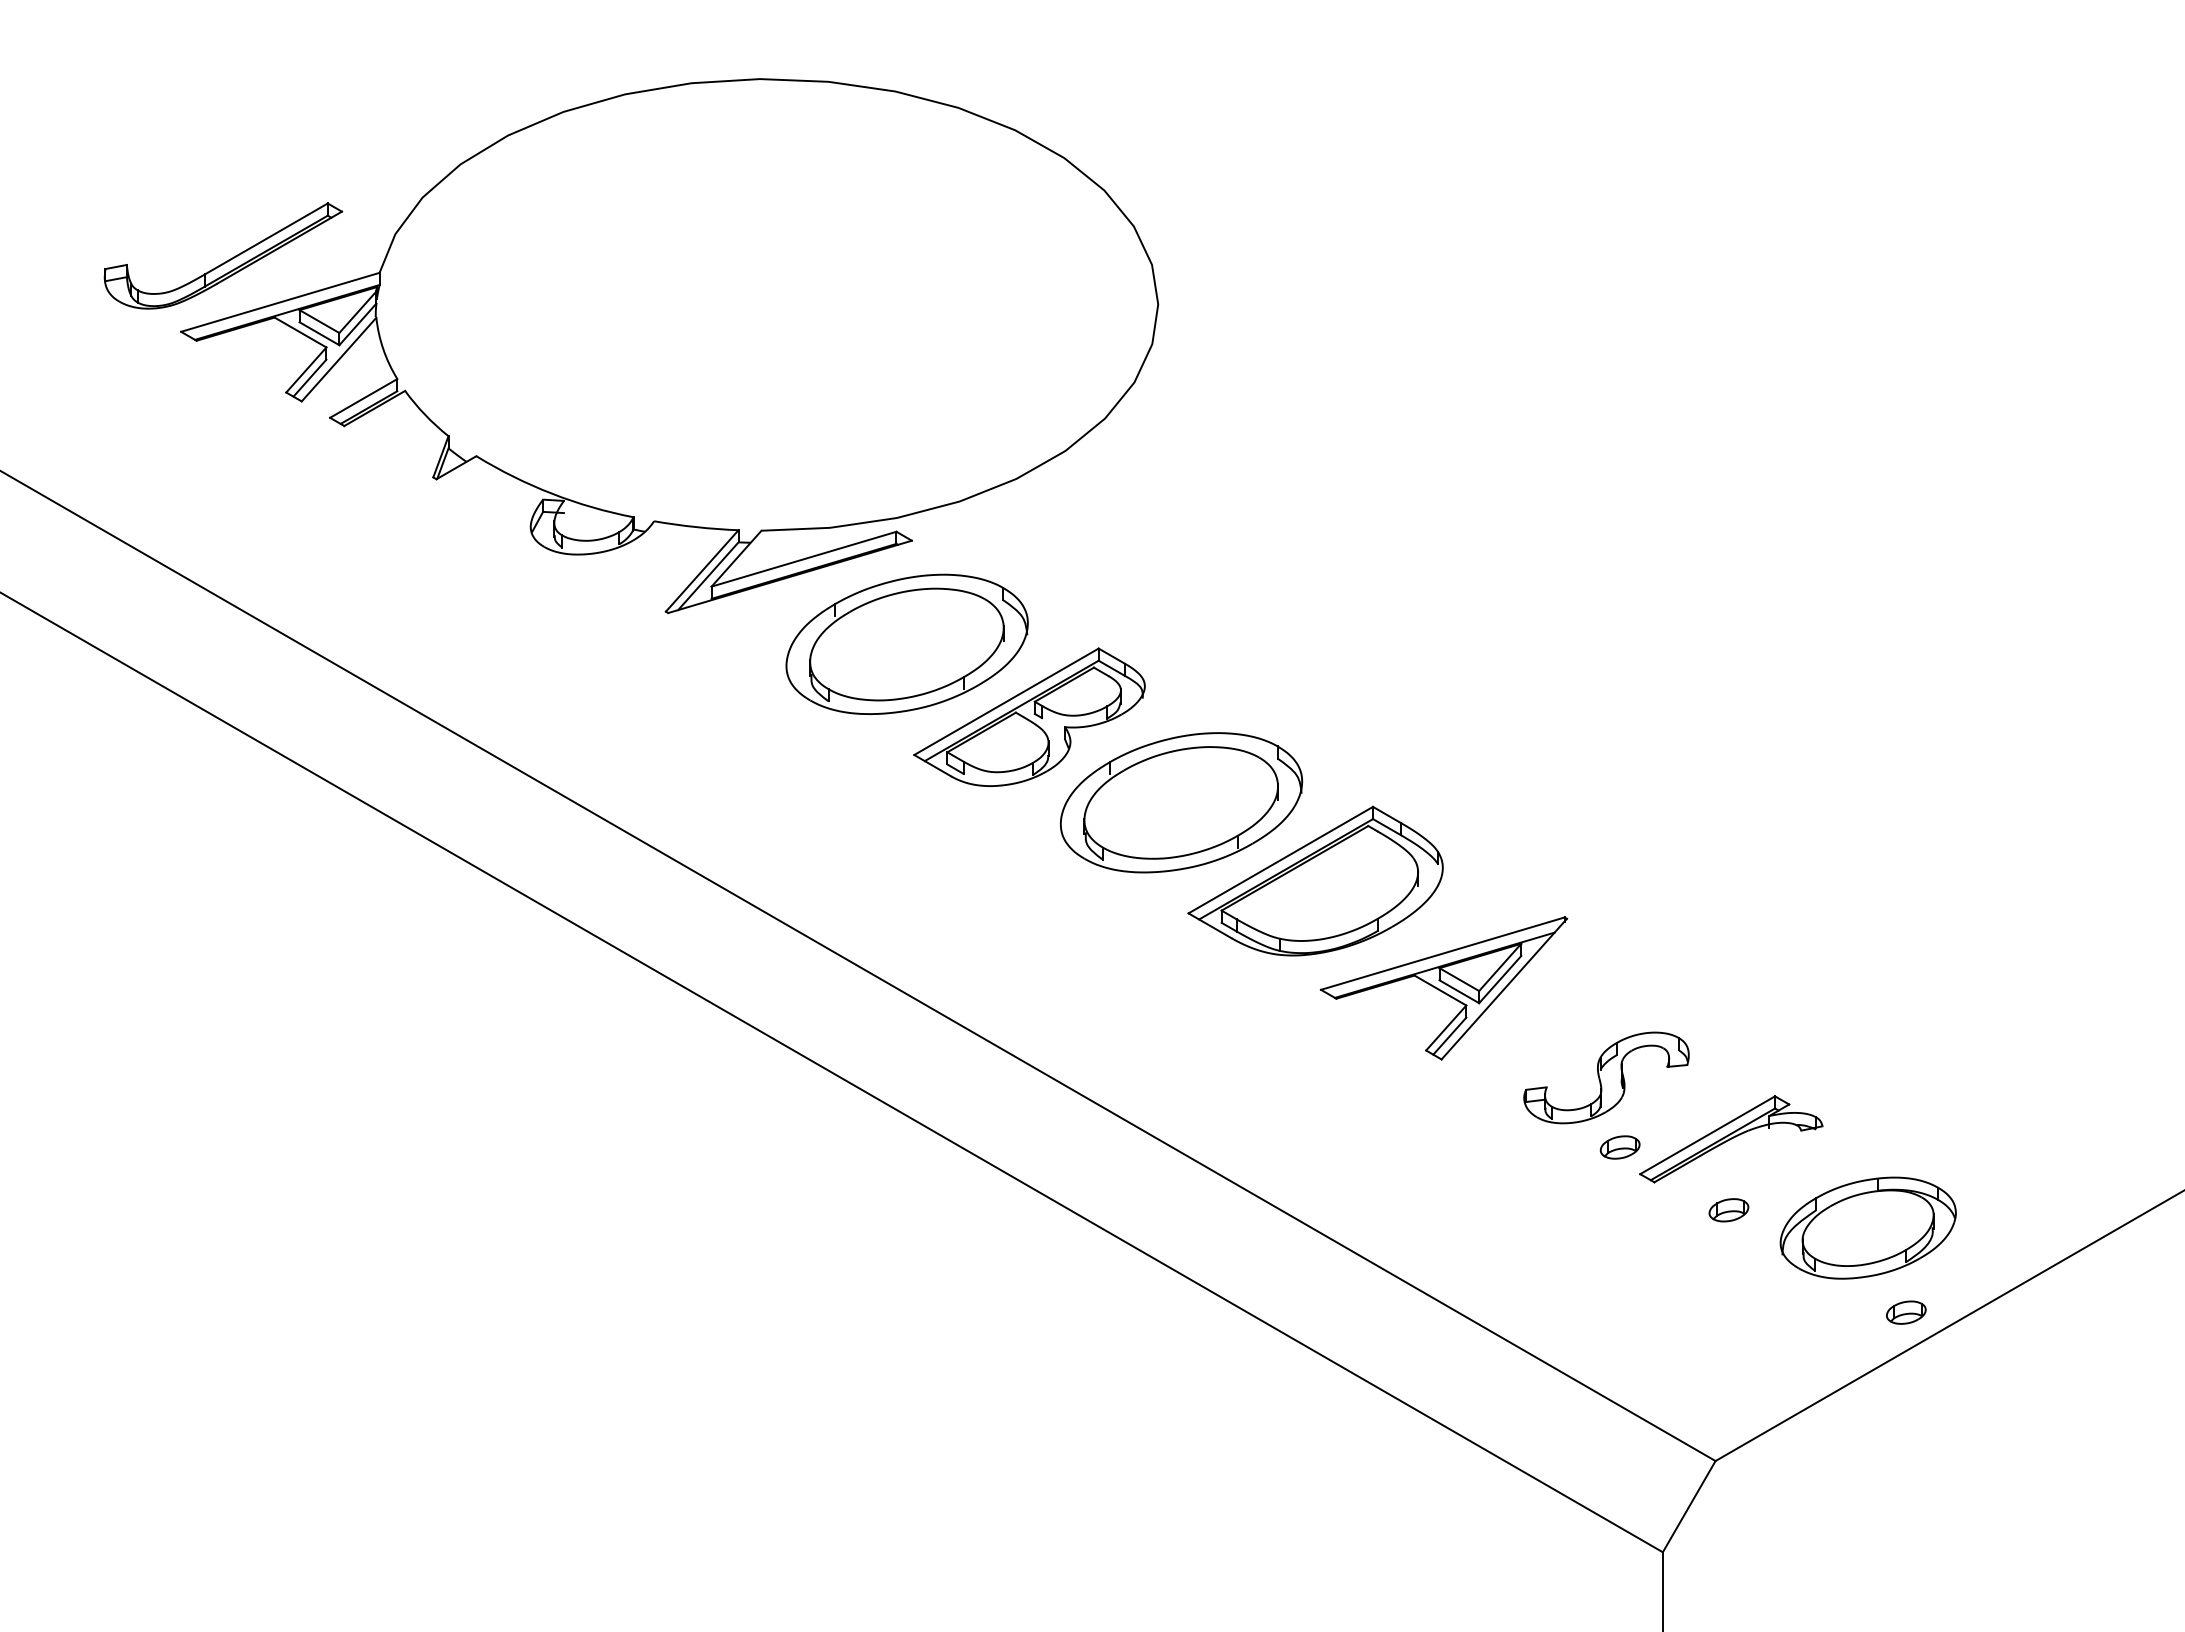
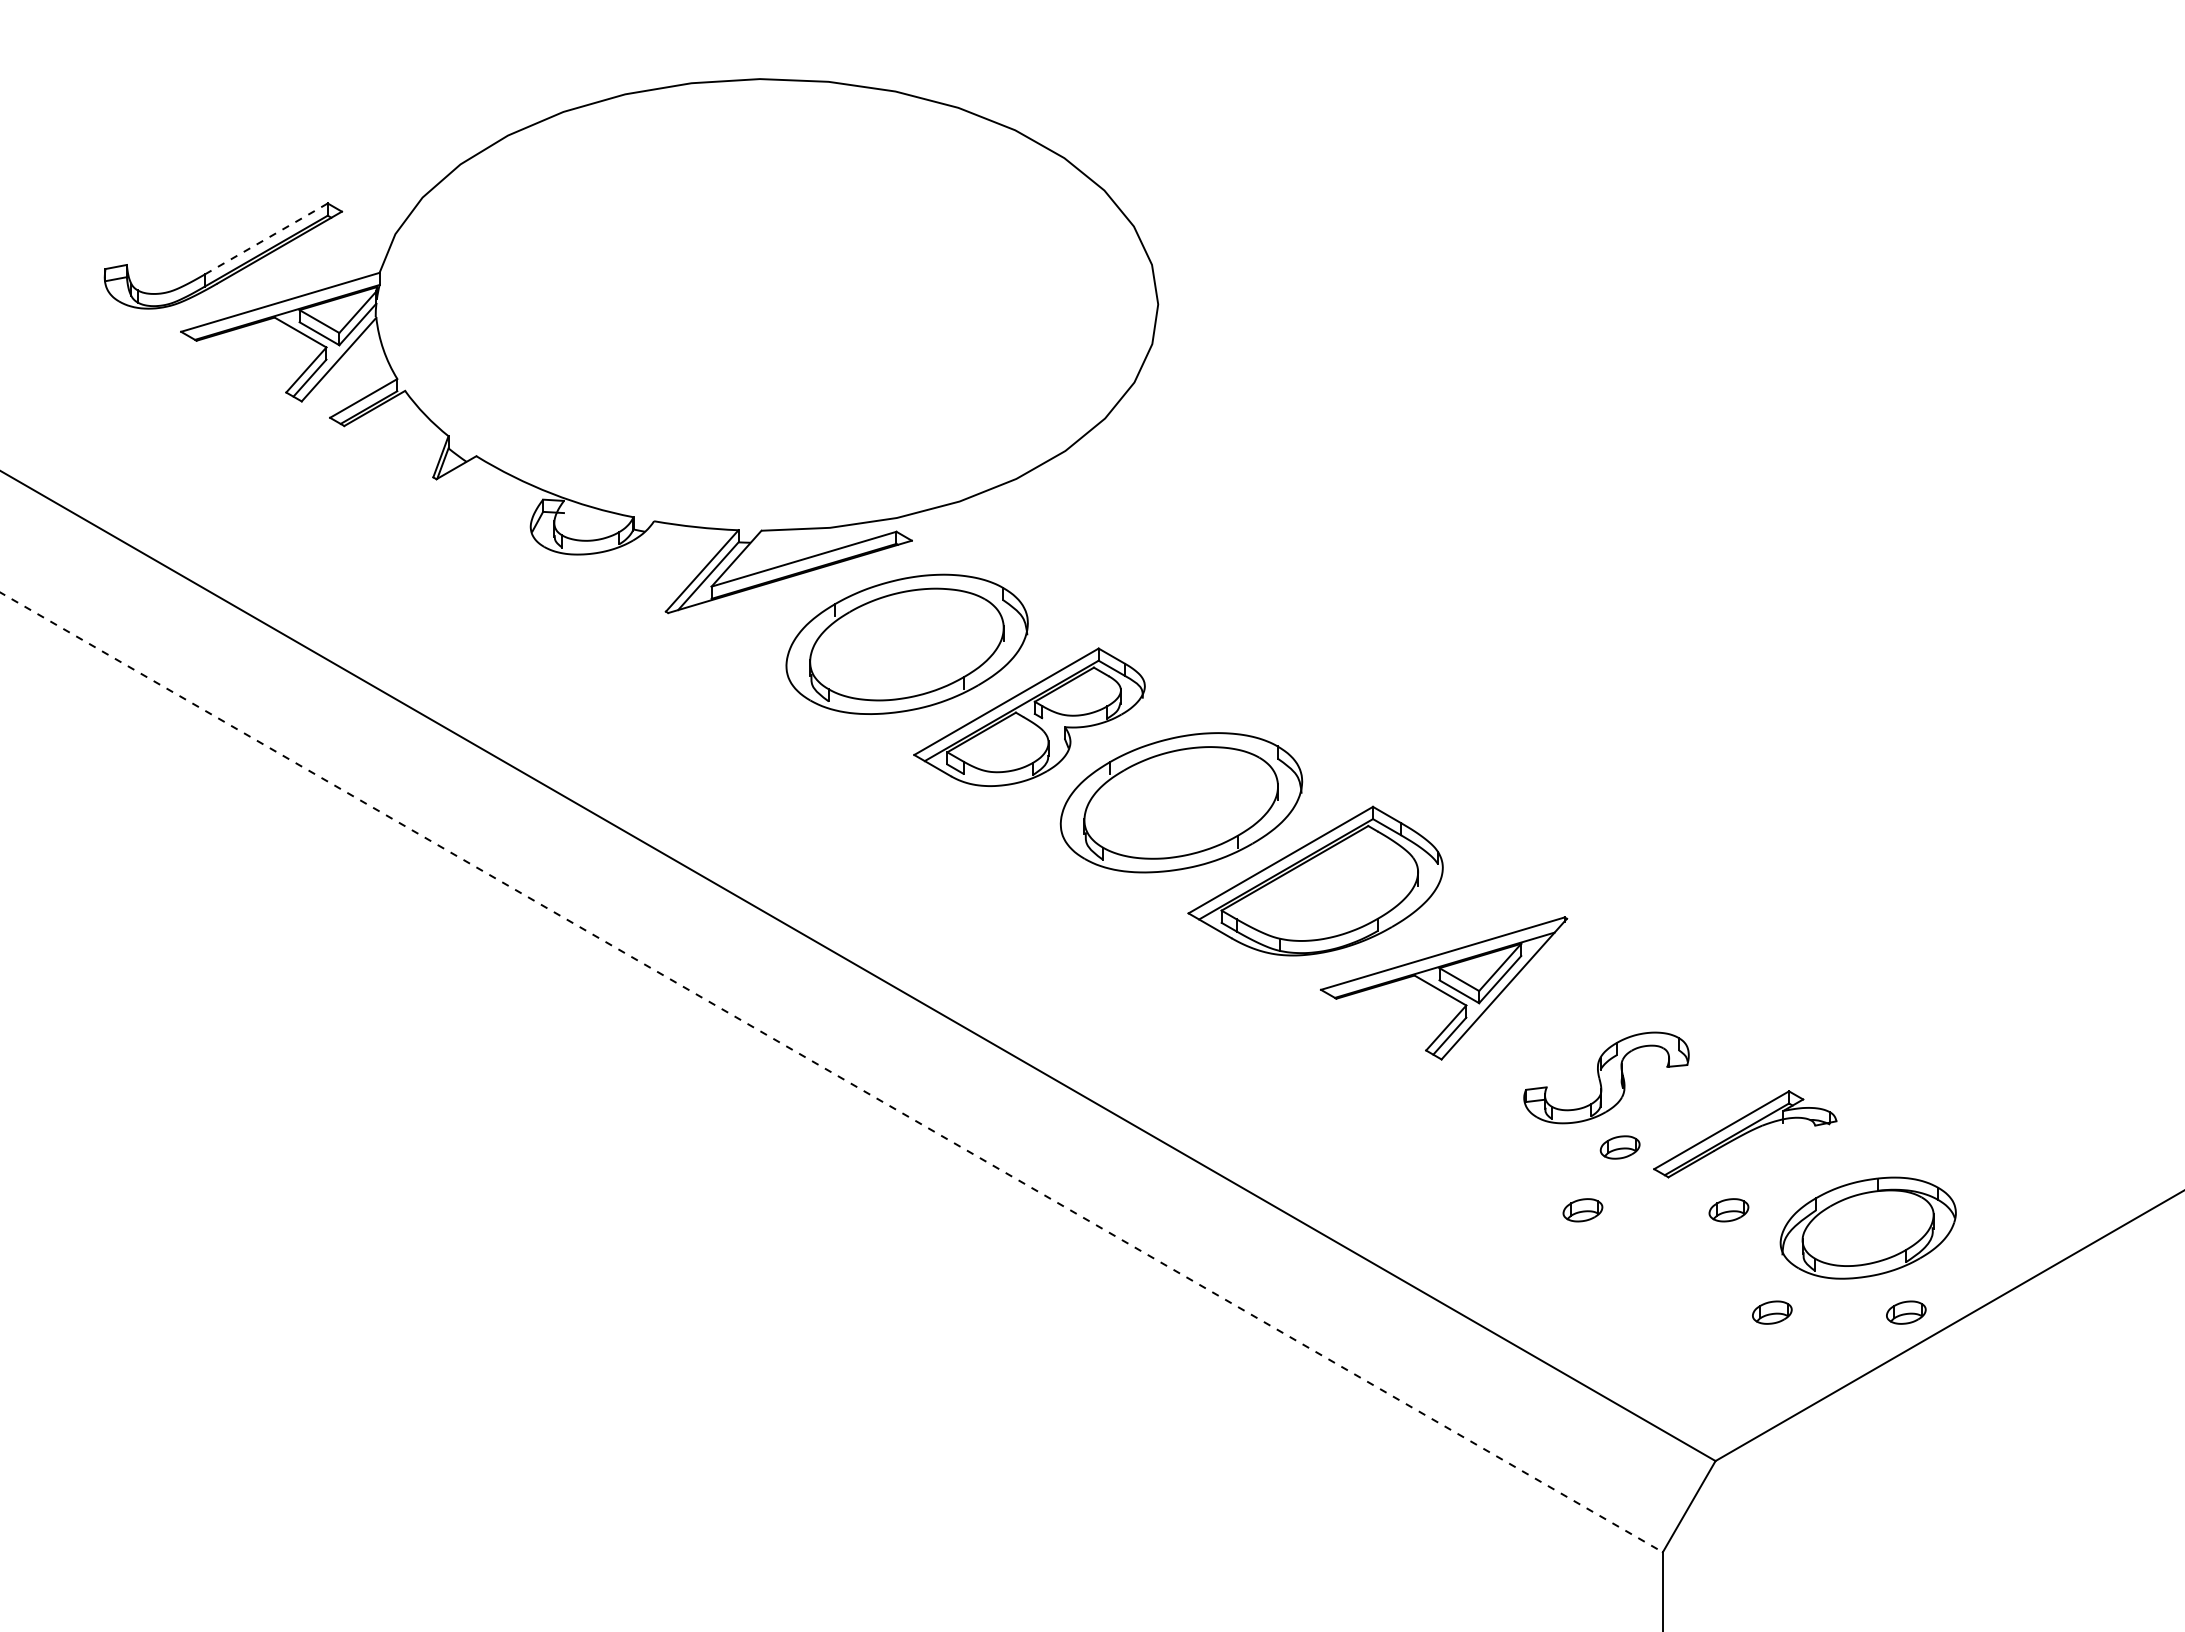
line: solid -> dashed (266, 238)
line: solid -> dashed (831, 1072)
part position: (1731, 1139) -> (1745, 1134) (1745, 1134)
part: none -> present (1582, 1210)
part: none -> present (1772, 1312)
